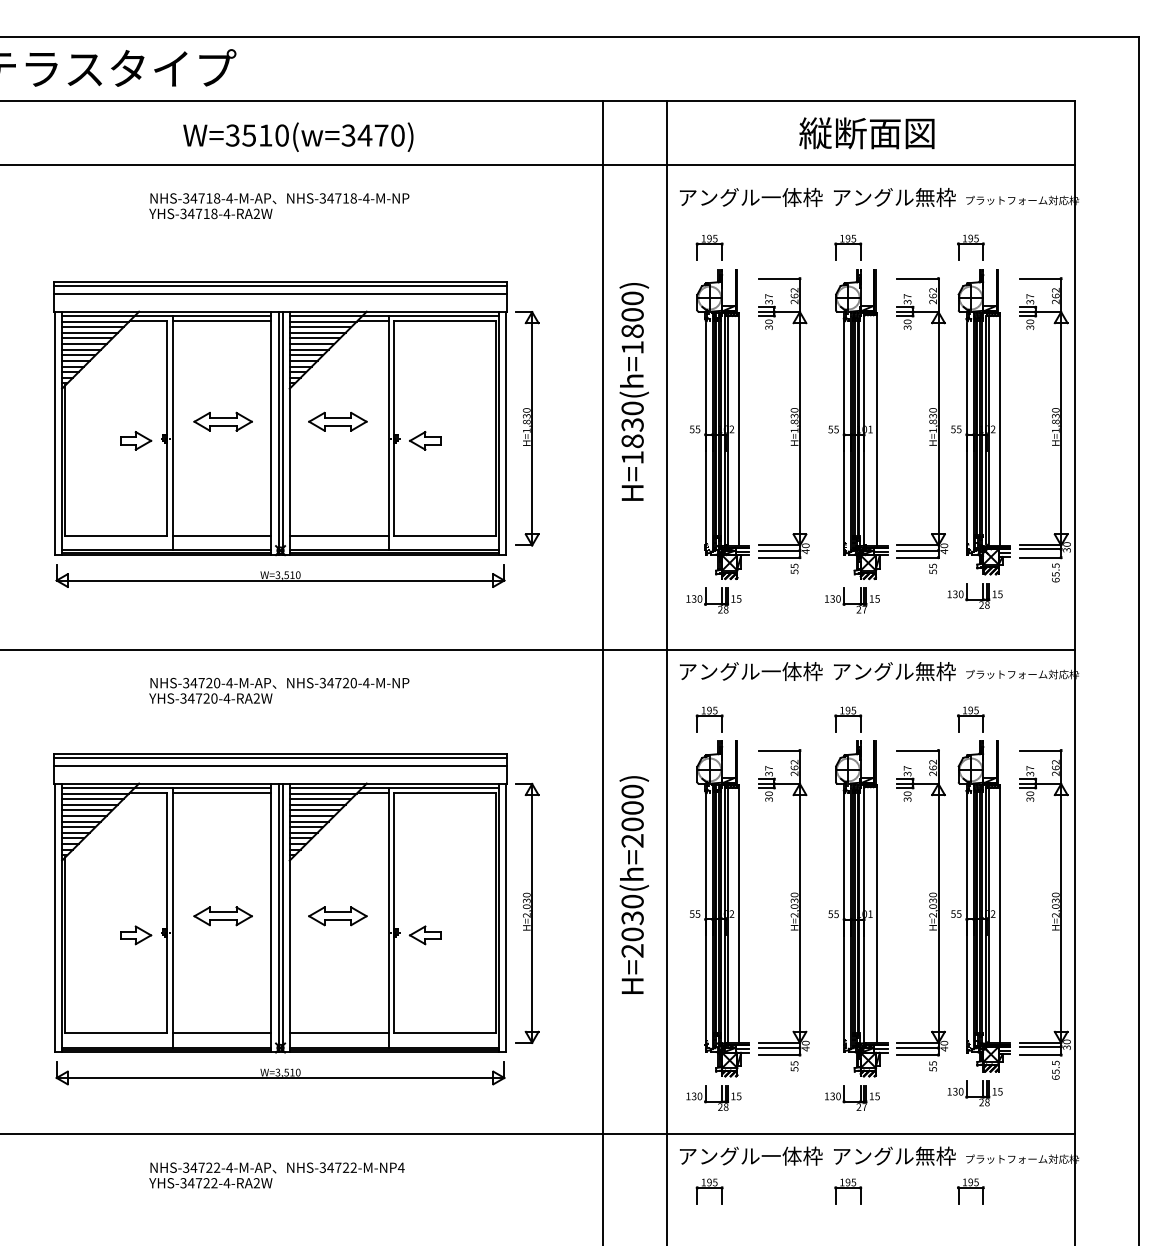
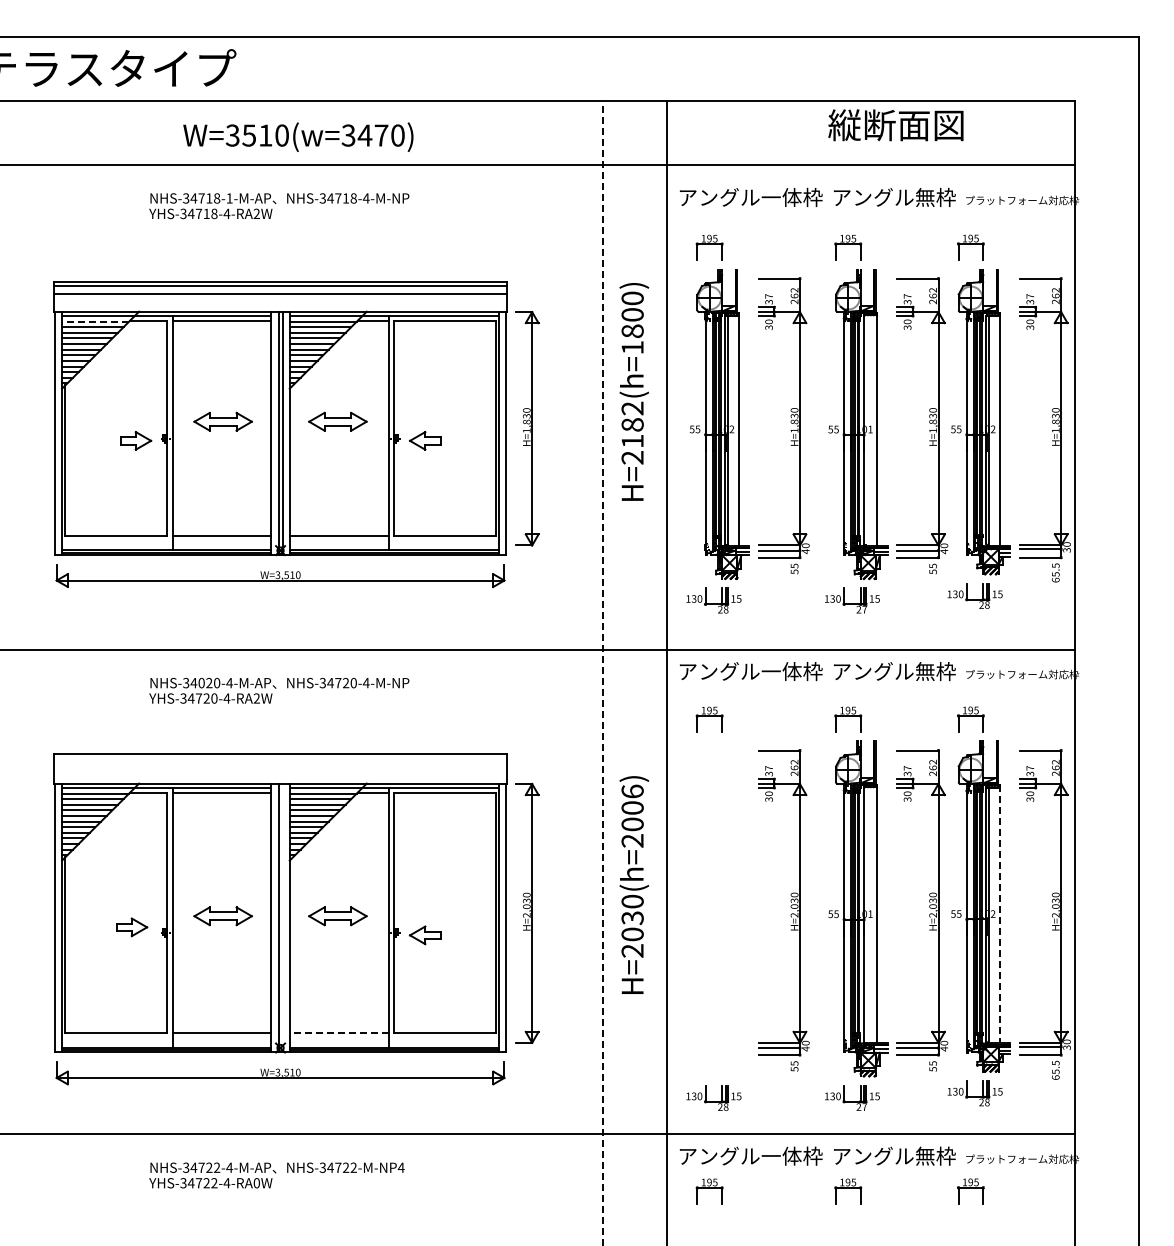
text position: (866, 133) -> (895, 125) (895, 125)
text: NHS-34718-4-M-AP -> NHS-34718-1-M-AP (229, 198)
line: solid -> dashed (95, 321)
text: H=1830(h=1800) -> H=2182(h=1800) (632, 432)
line: solid -> dashed (602, 672)
text: NHS-34720-4-M-AP -> NHS-34020-4-M-AP (201, 682)
line: present -> none (280, 757)
line: present -> none (280, 766)
text: H=2030(h=2000) -> H=2030(h=2006) (632, 791)
part: present -> none (719, 908)
line: solid -> dashed (1000, 914)
line: present -> none (282, 917)
part position: (136, 935) -> (132, 927) (132, 927)
line: solid -> dashed (338, 1033)
text: YHS-34722-4-RA2W -> YHS-34722-4-RA0W (256, 1183)
